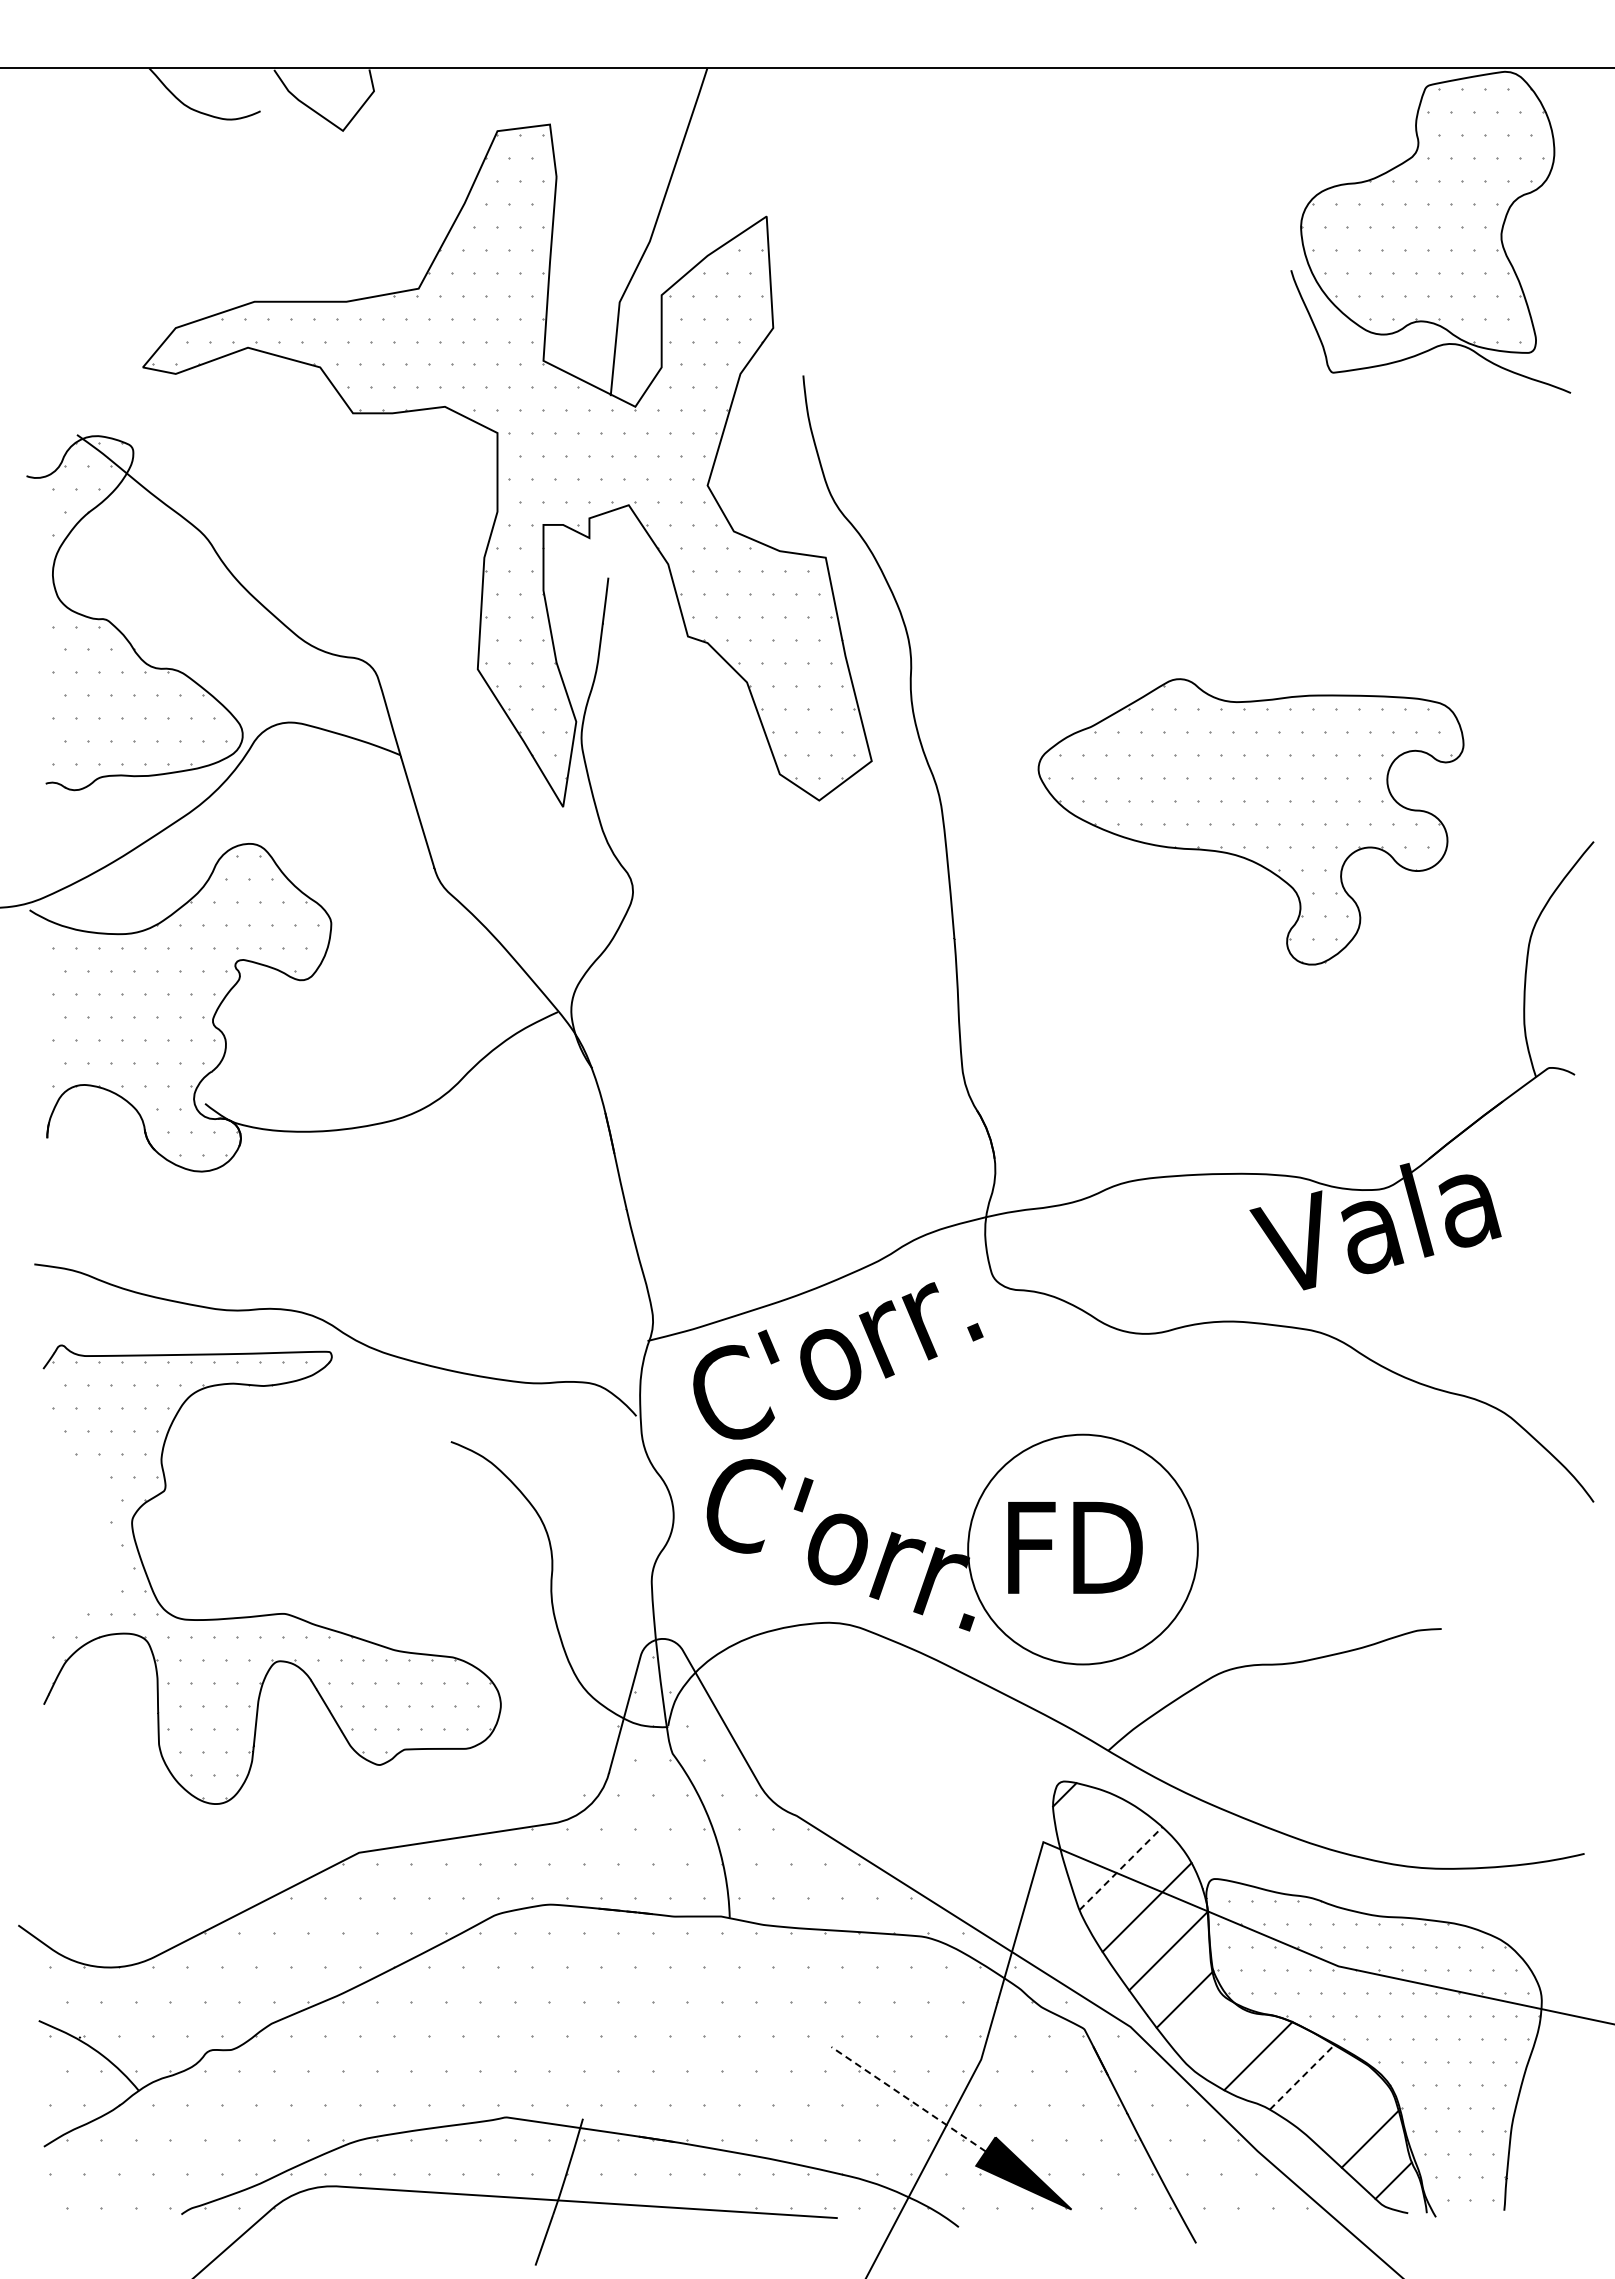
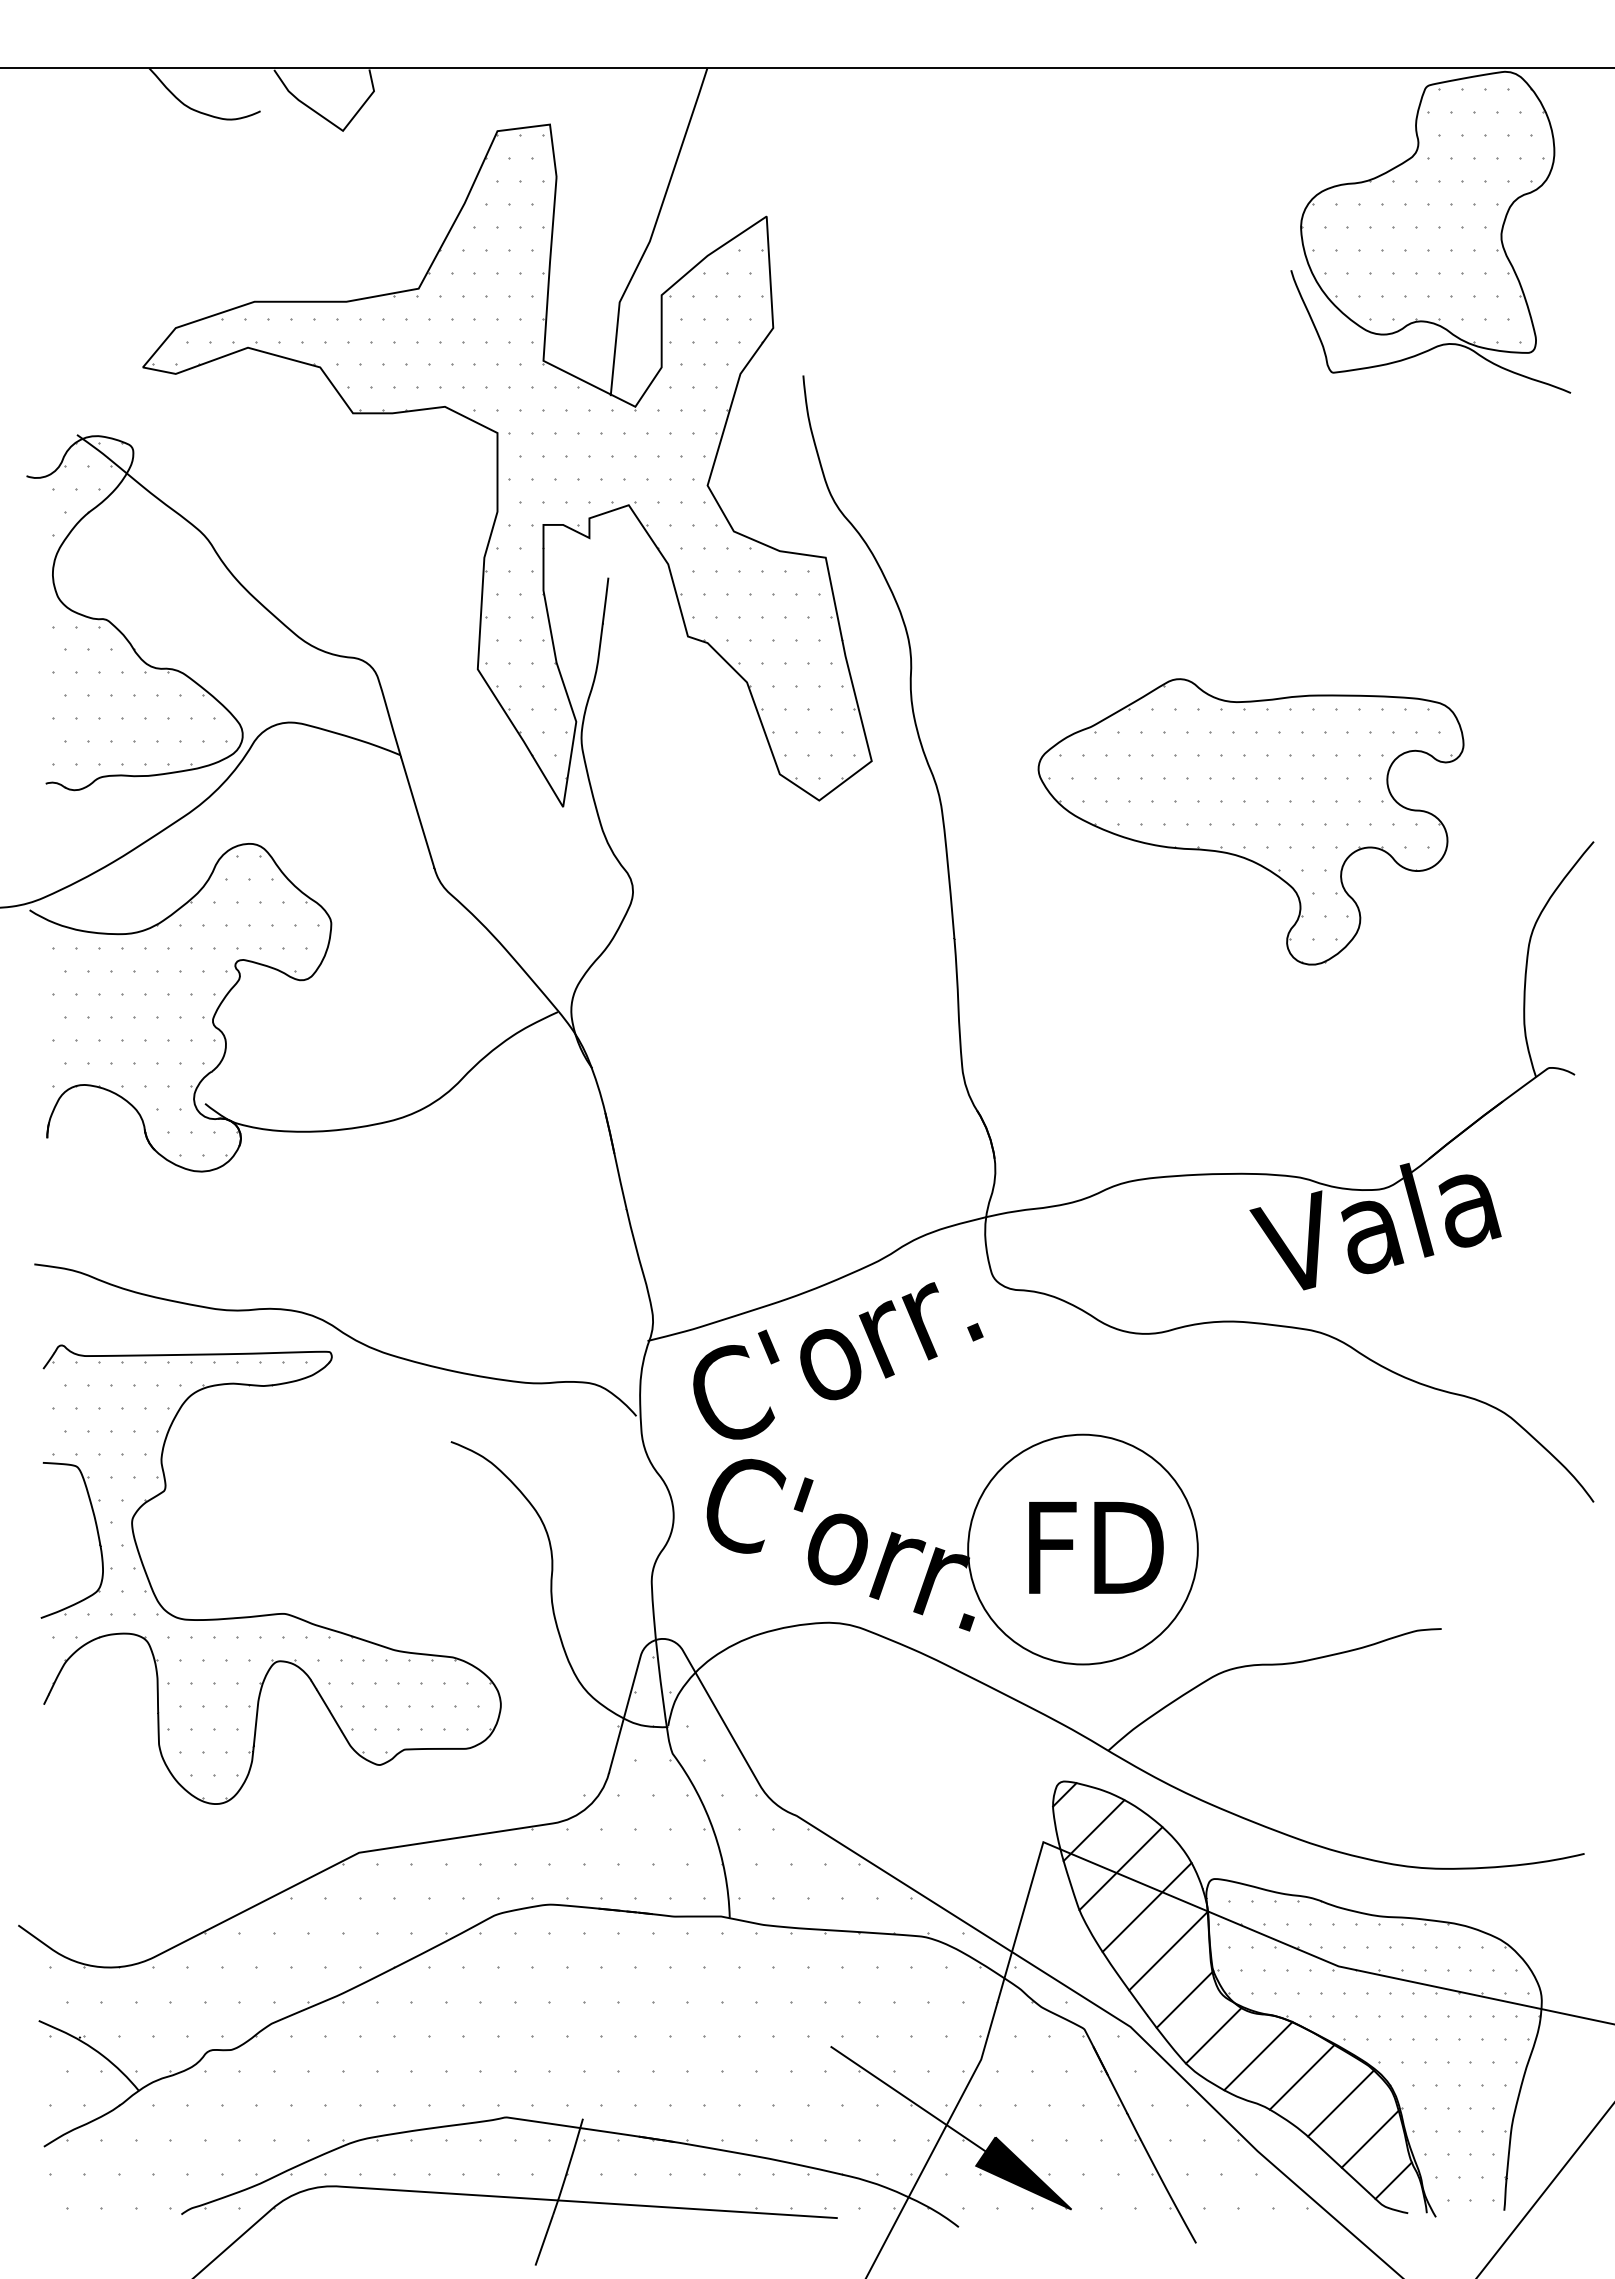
part: none -> present (96, 1531)
text position: (1075, 1547) -> (1096, 1547) (1096, 1547)
line: none -> present (1093, 1830)
line: dashed -> solid (1121, 1868)
line: none -> present (1213, 2035)
line: dashed -> solid (1302, 2077)
line: dashed -> solid (908, 2099)
line: none -> present (1340, 2103)
line: none -> present (1544, 2190)
